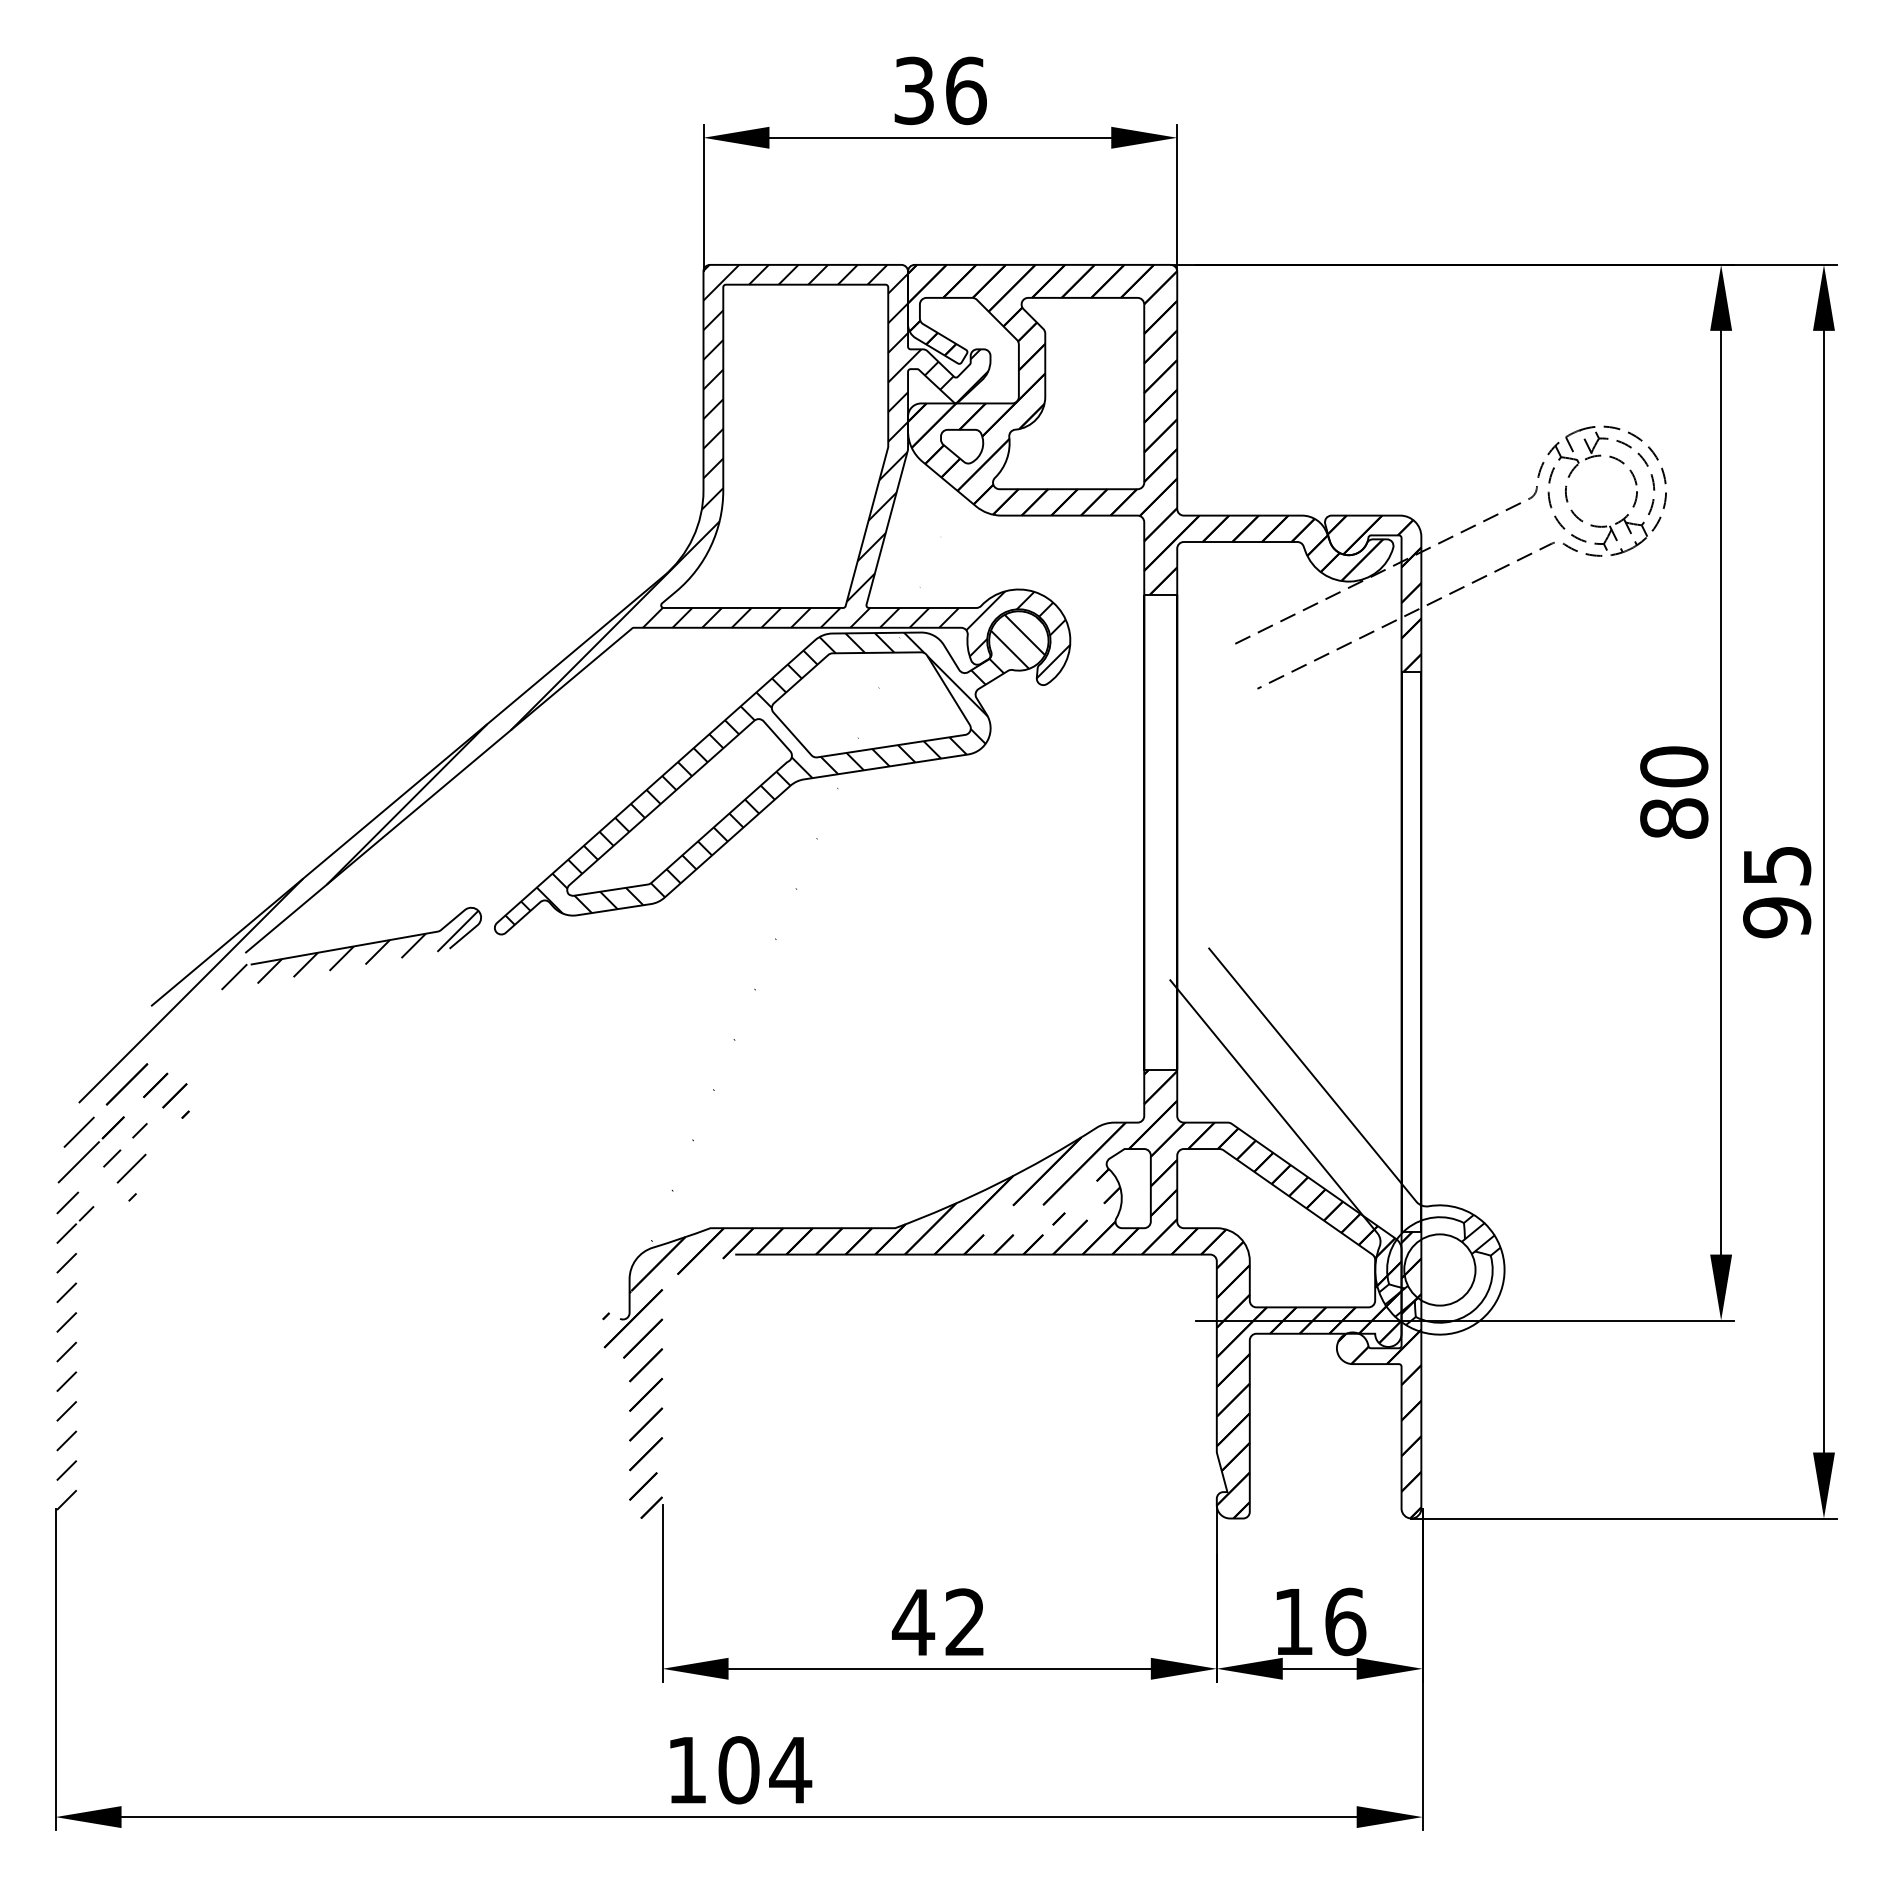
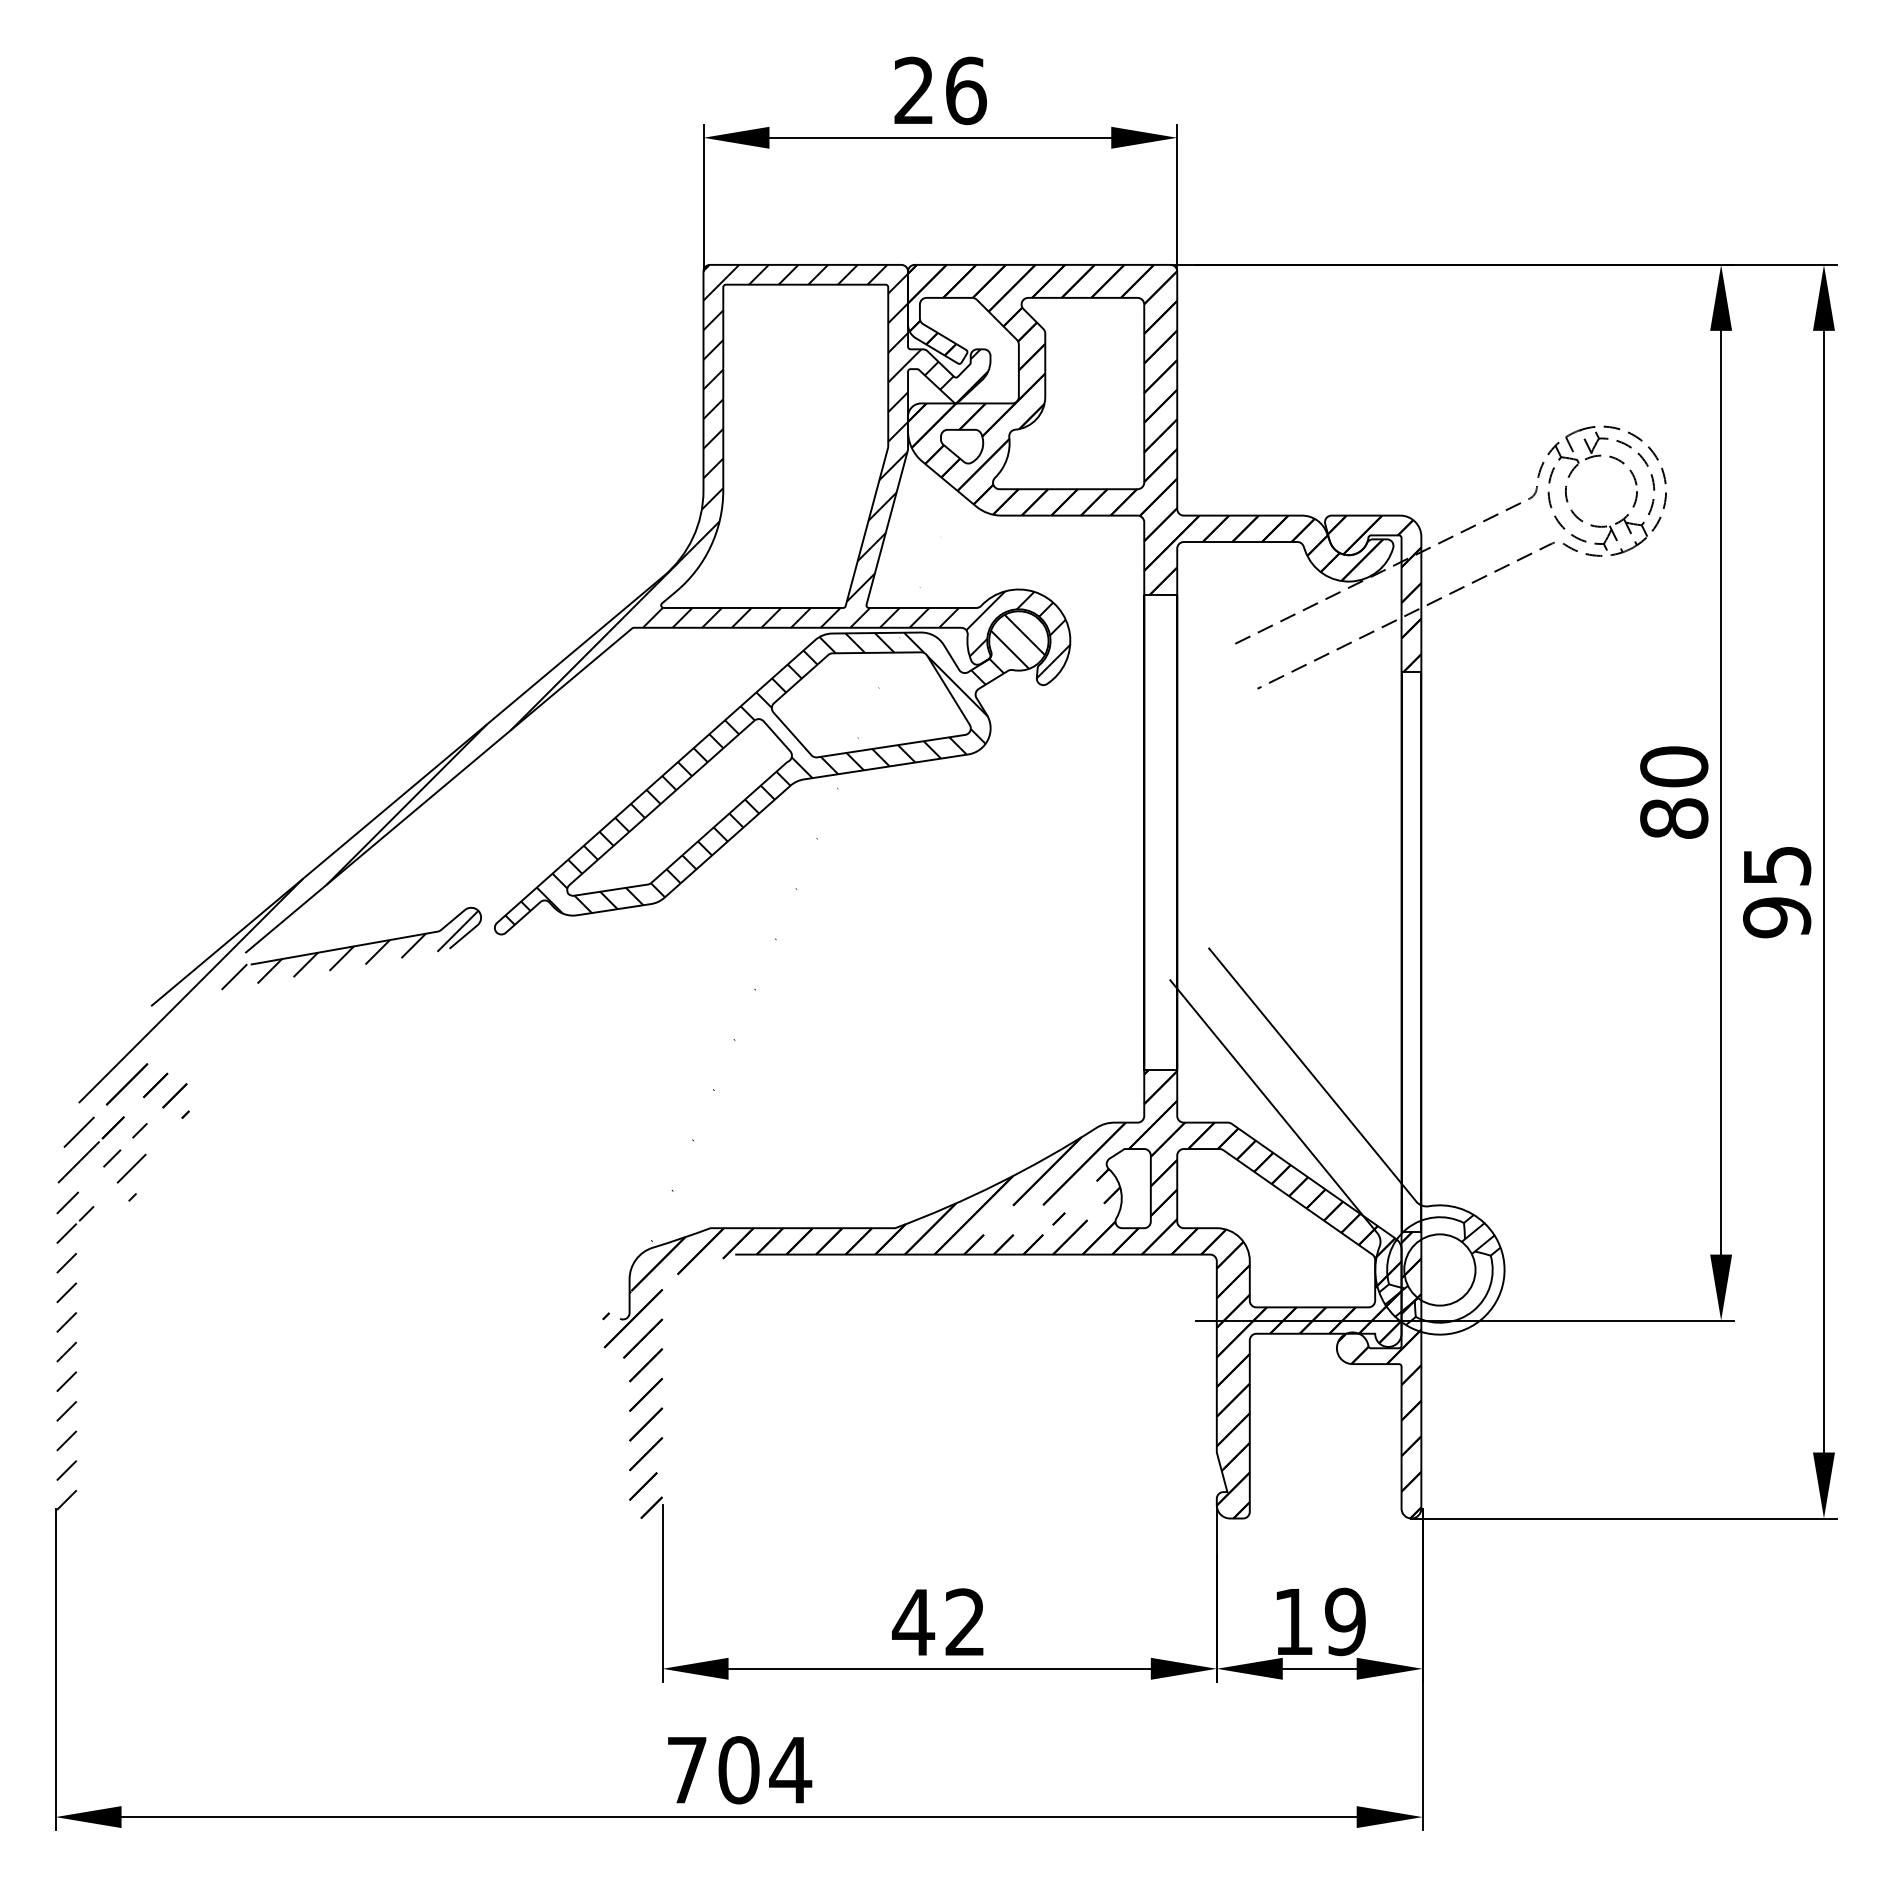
text: 36 -> 26 (913, 90)
text: 16 -> 19 (1345, 1621)
text: 104 -> 704 (687, 1770)
